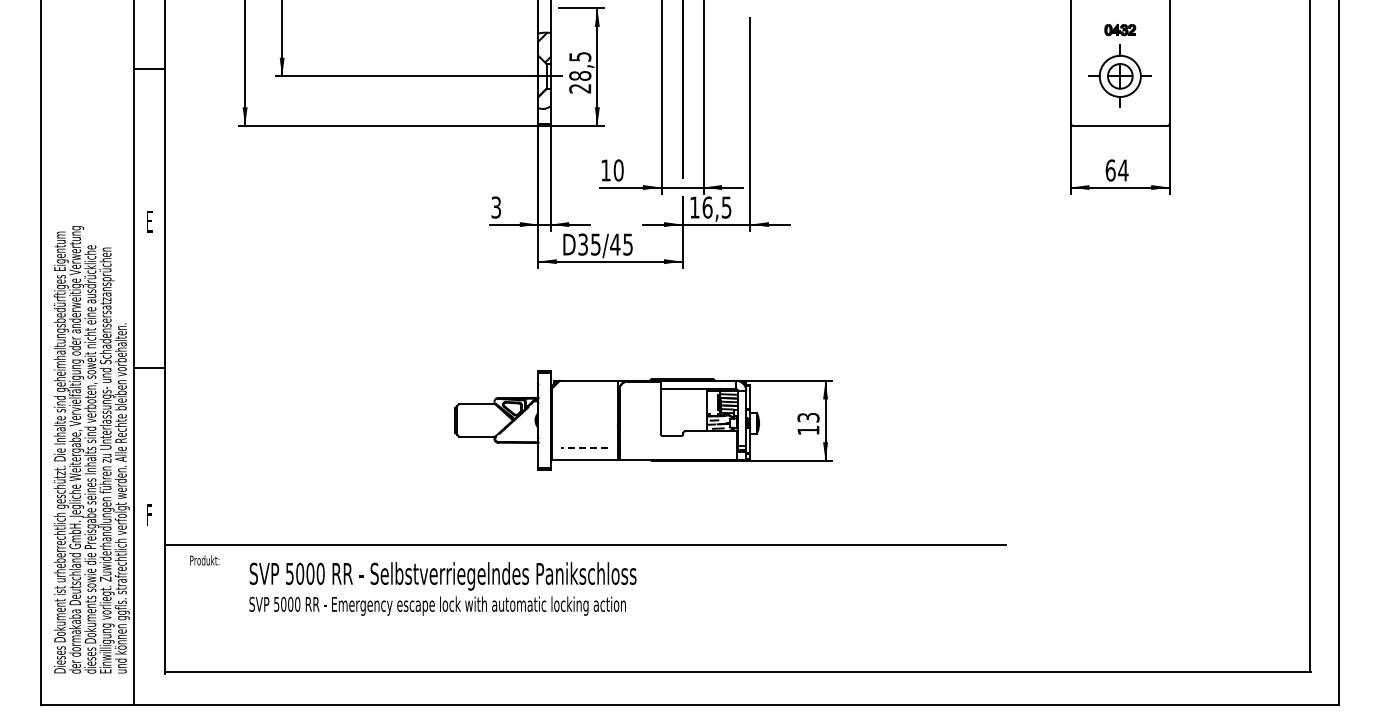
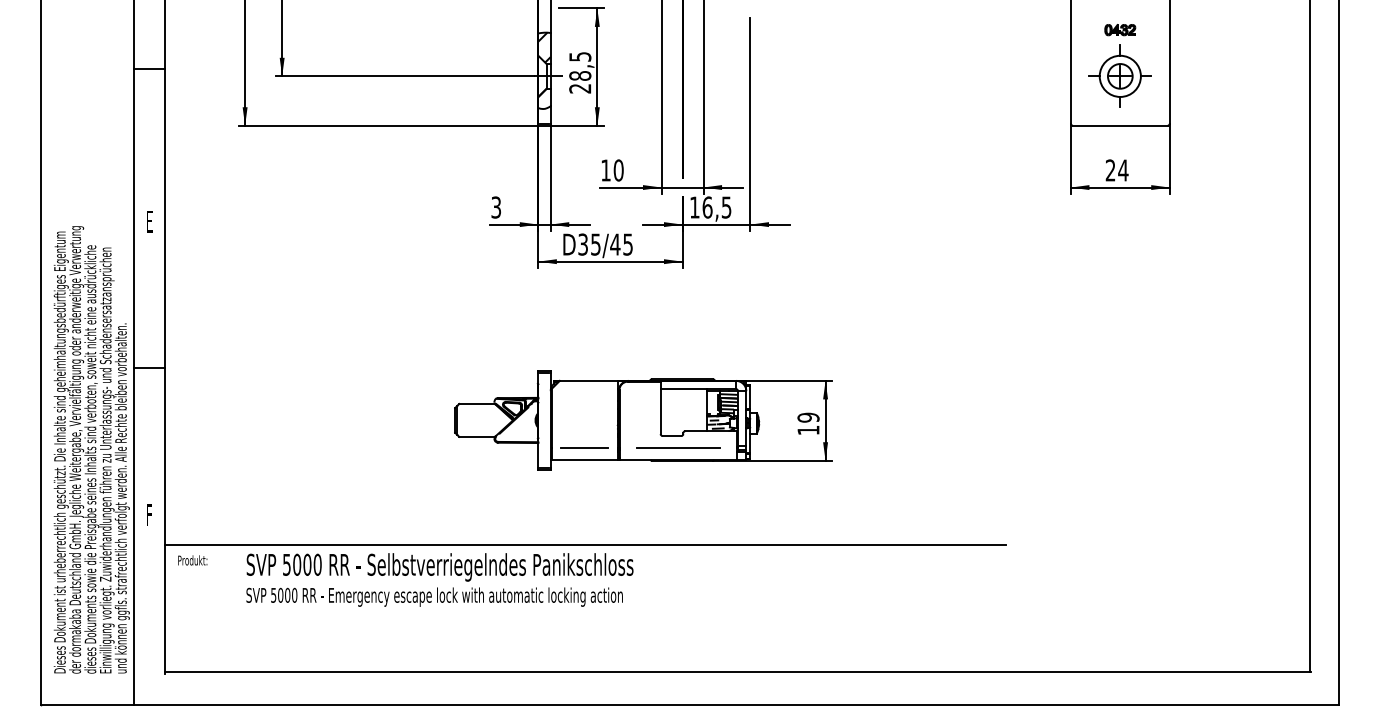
text: 64 -> 24 (1110, 170)
text: 13 -> 19 (808, 417)
line: dashed -> solid (584, 448)
line: none -> present (678, 448)
text position: (204, 560) -> (192, 560) (192, 560)
text position: (442, 588) -> (439, 579) (439, 579)
